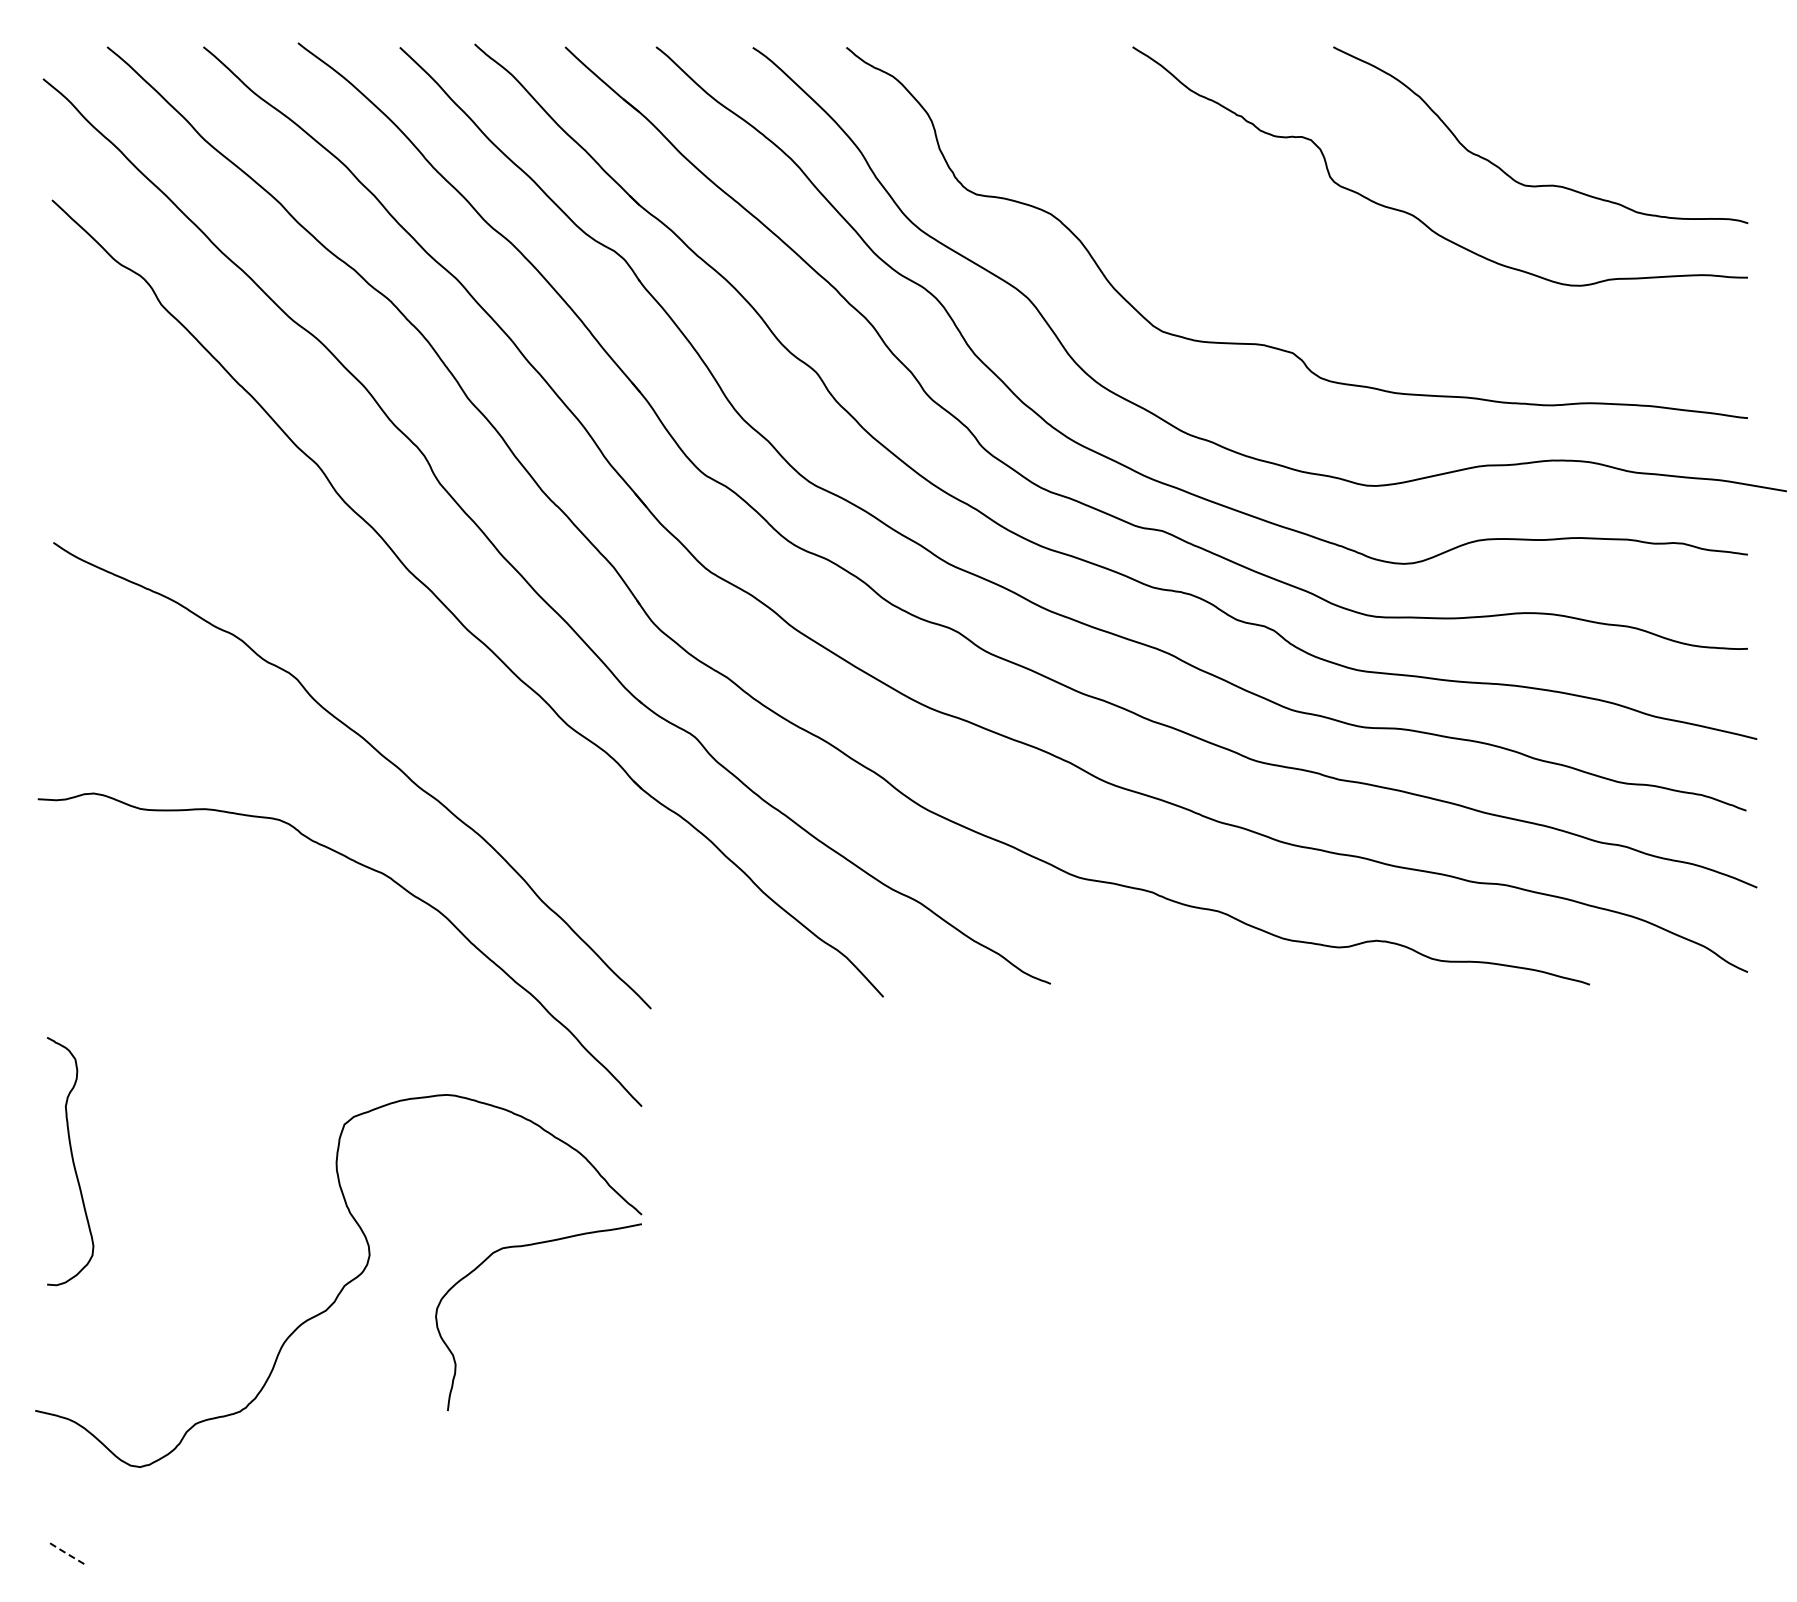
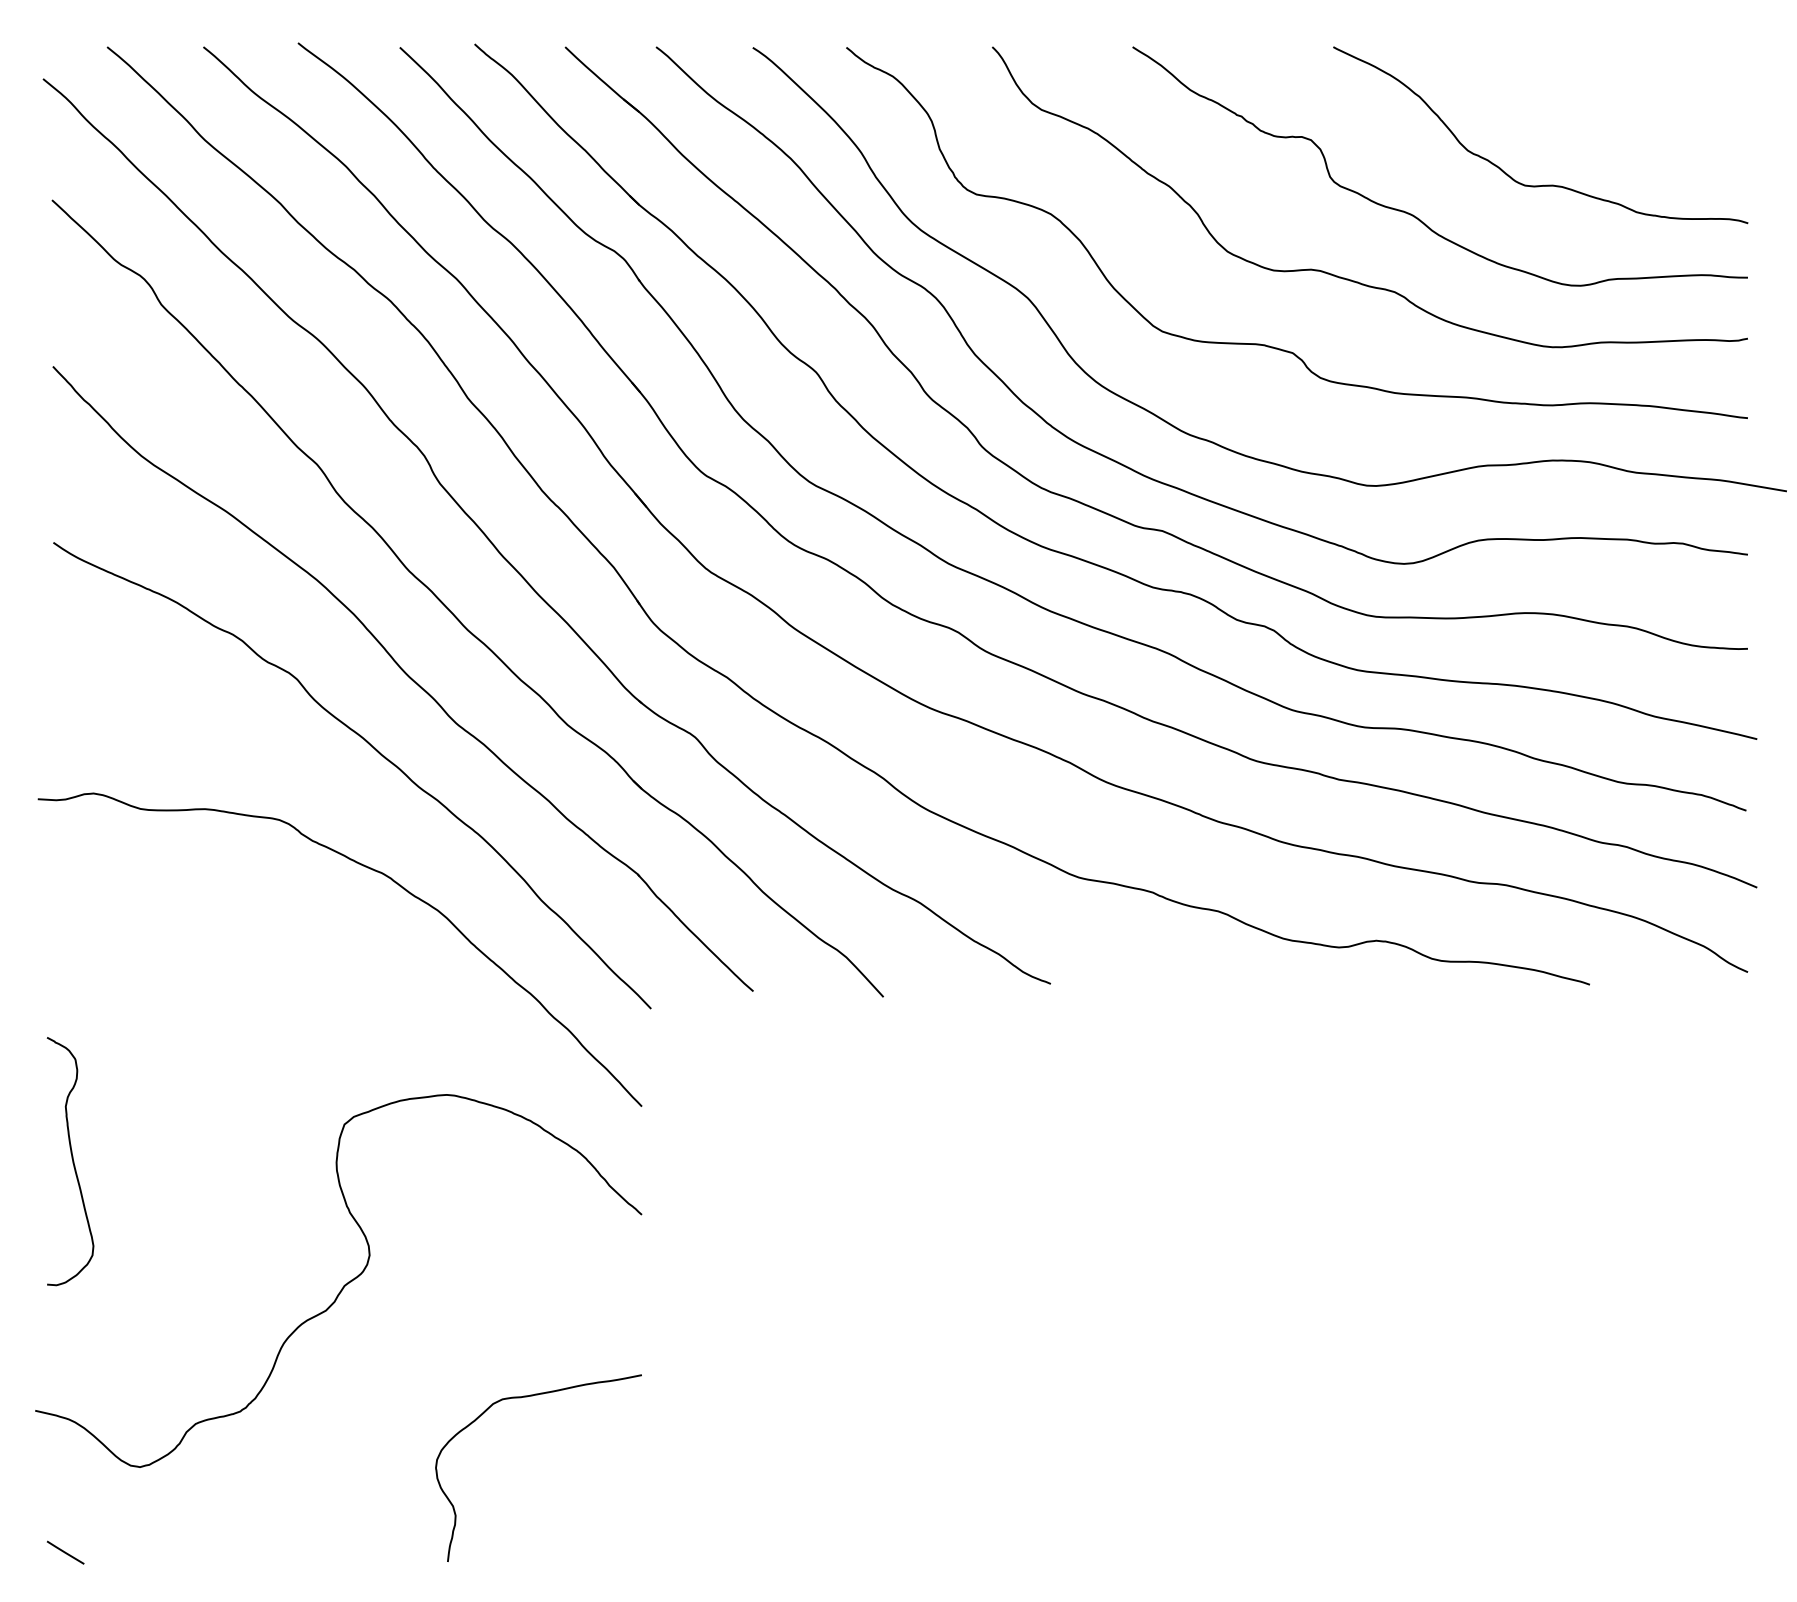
curve: none -> present (1348, 278)
part: none -> present (402, 678)
curve position: (527, 1246) -> (527, 1397) (527, 1397)
line: dashed -> solid (65, 1552)
